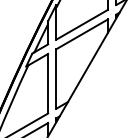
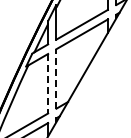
line: solid -> dashed (56, 78)
line: solid -> dashed (48, 83)
